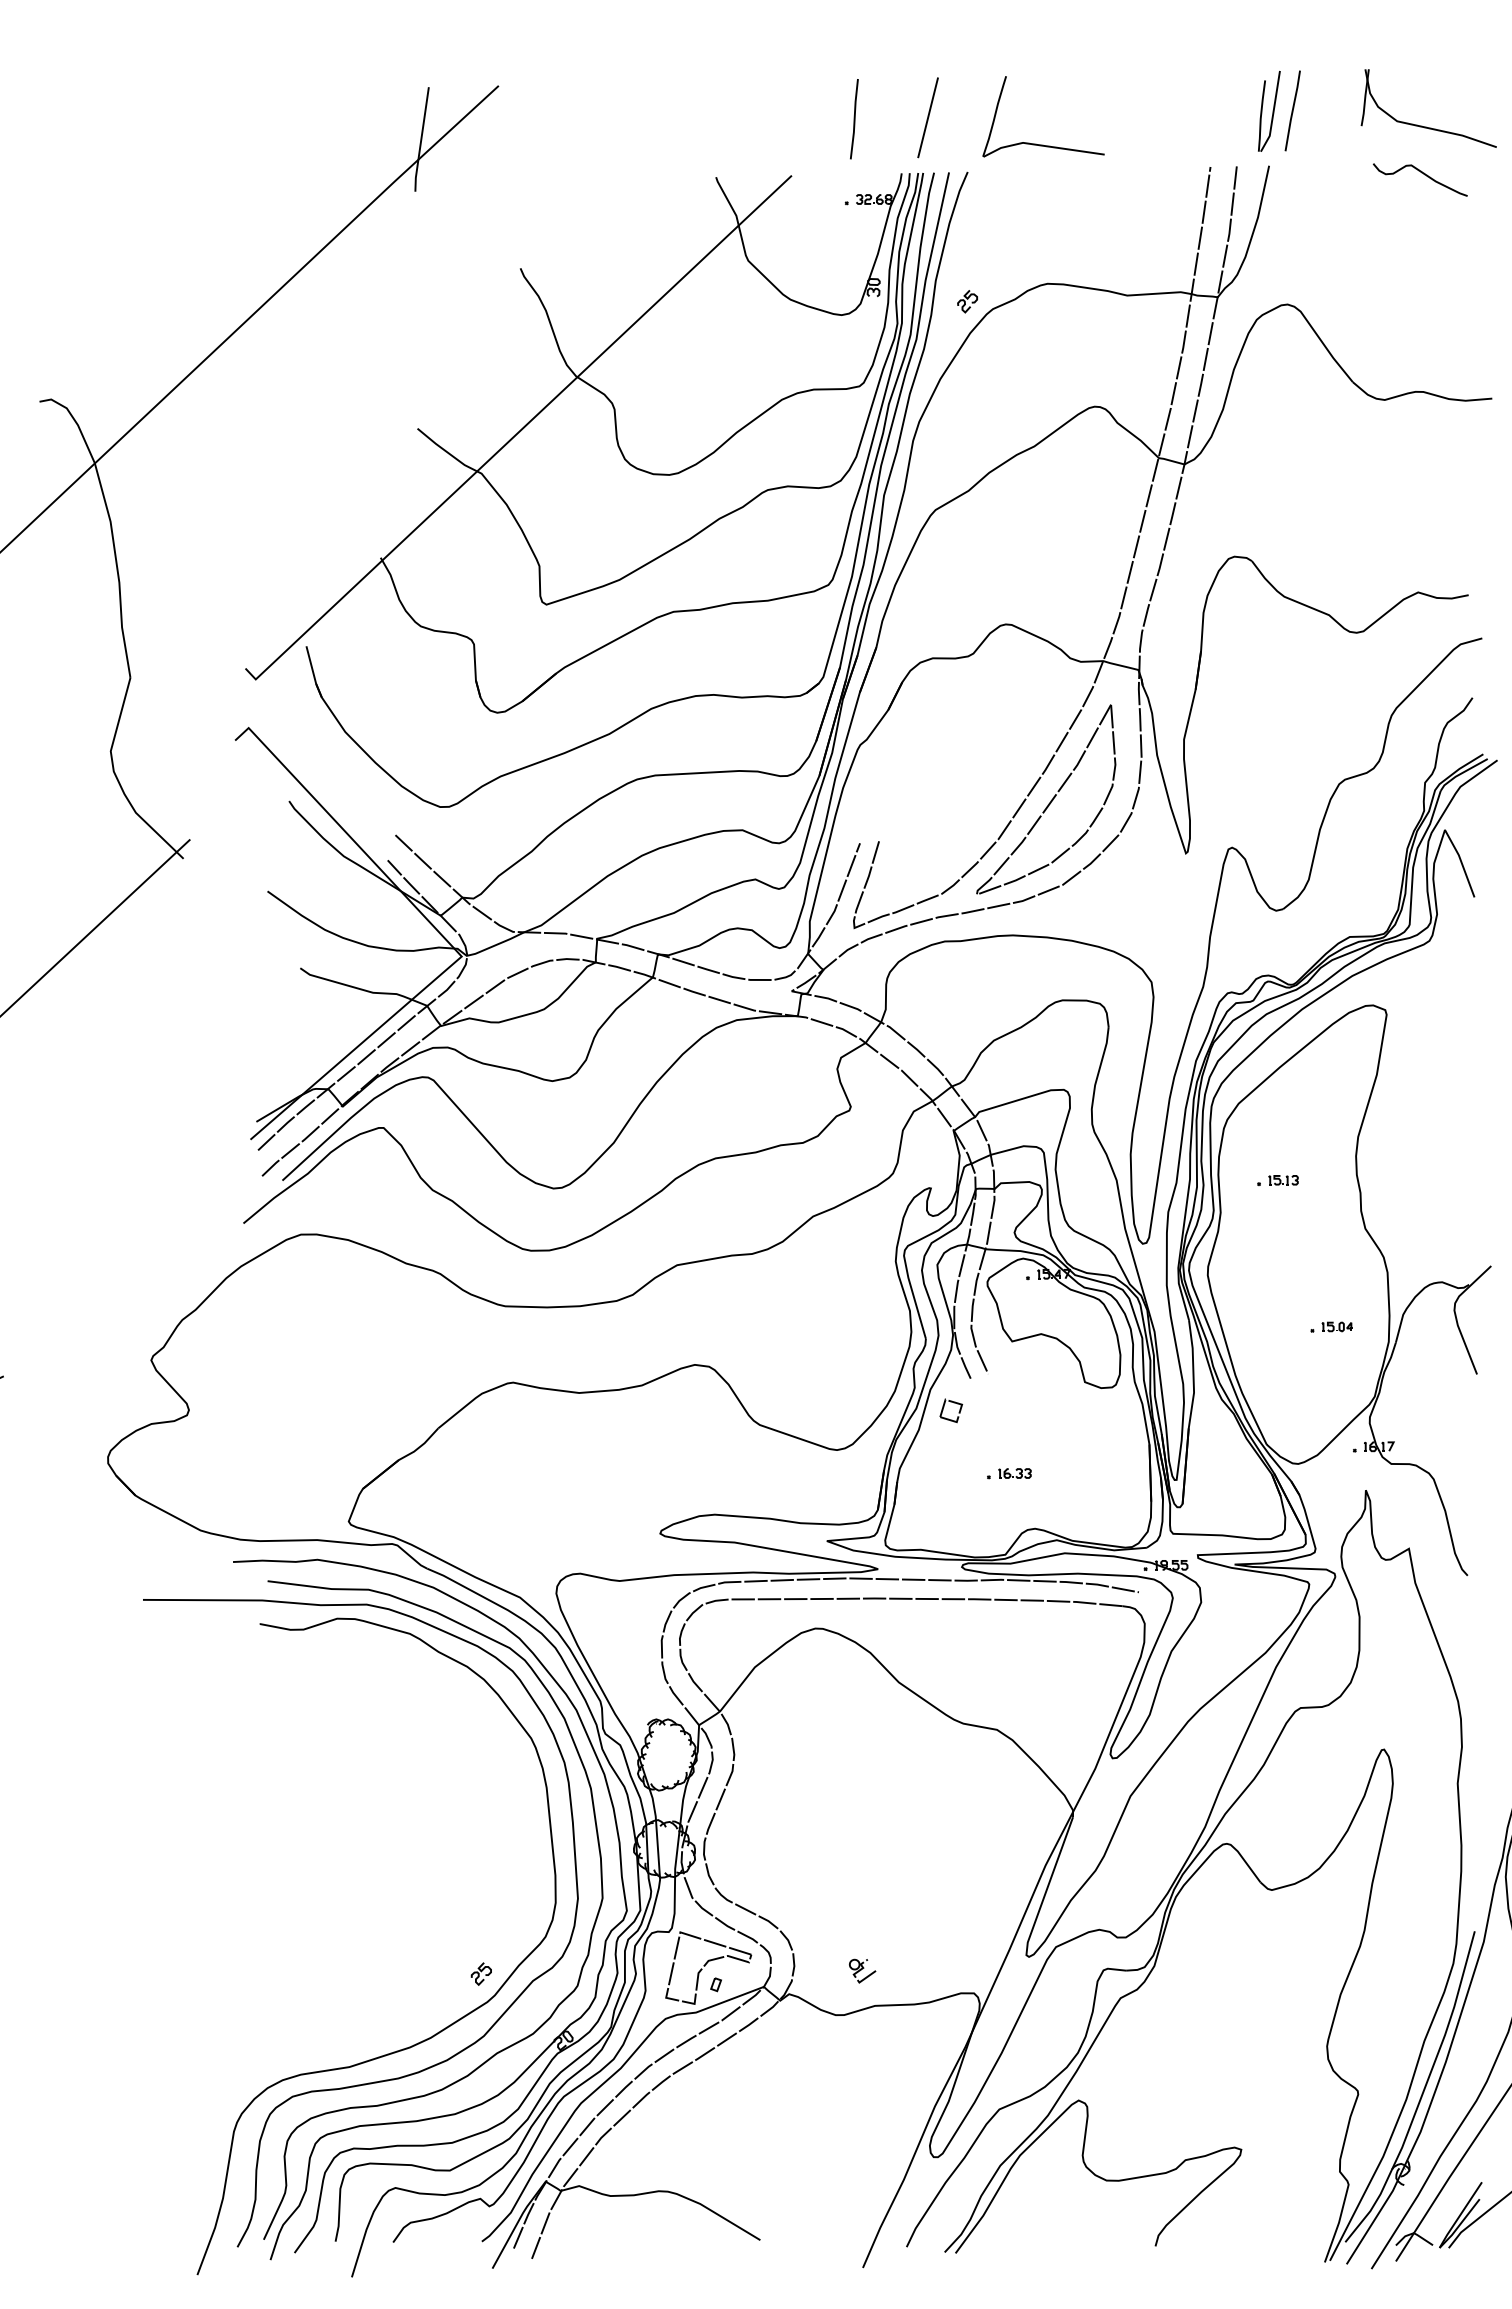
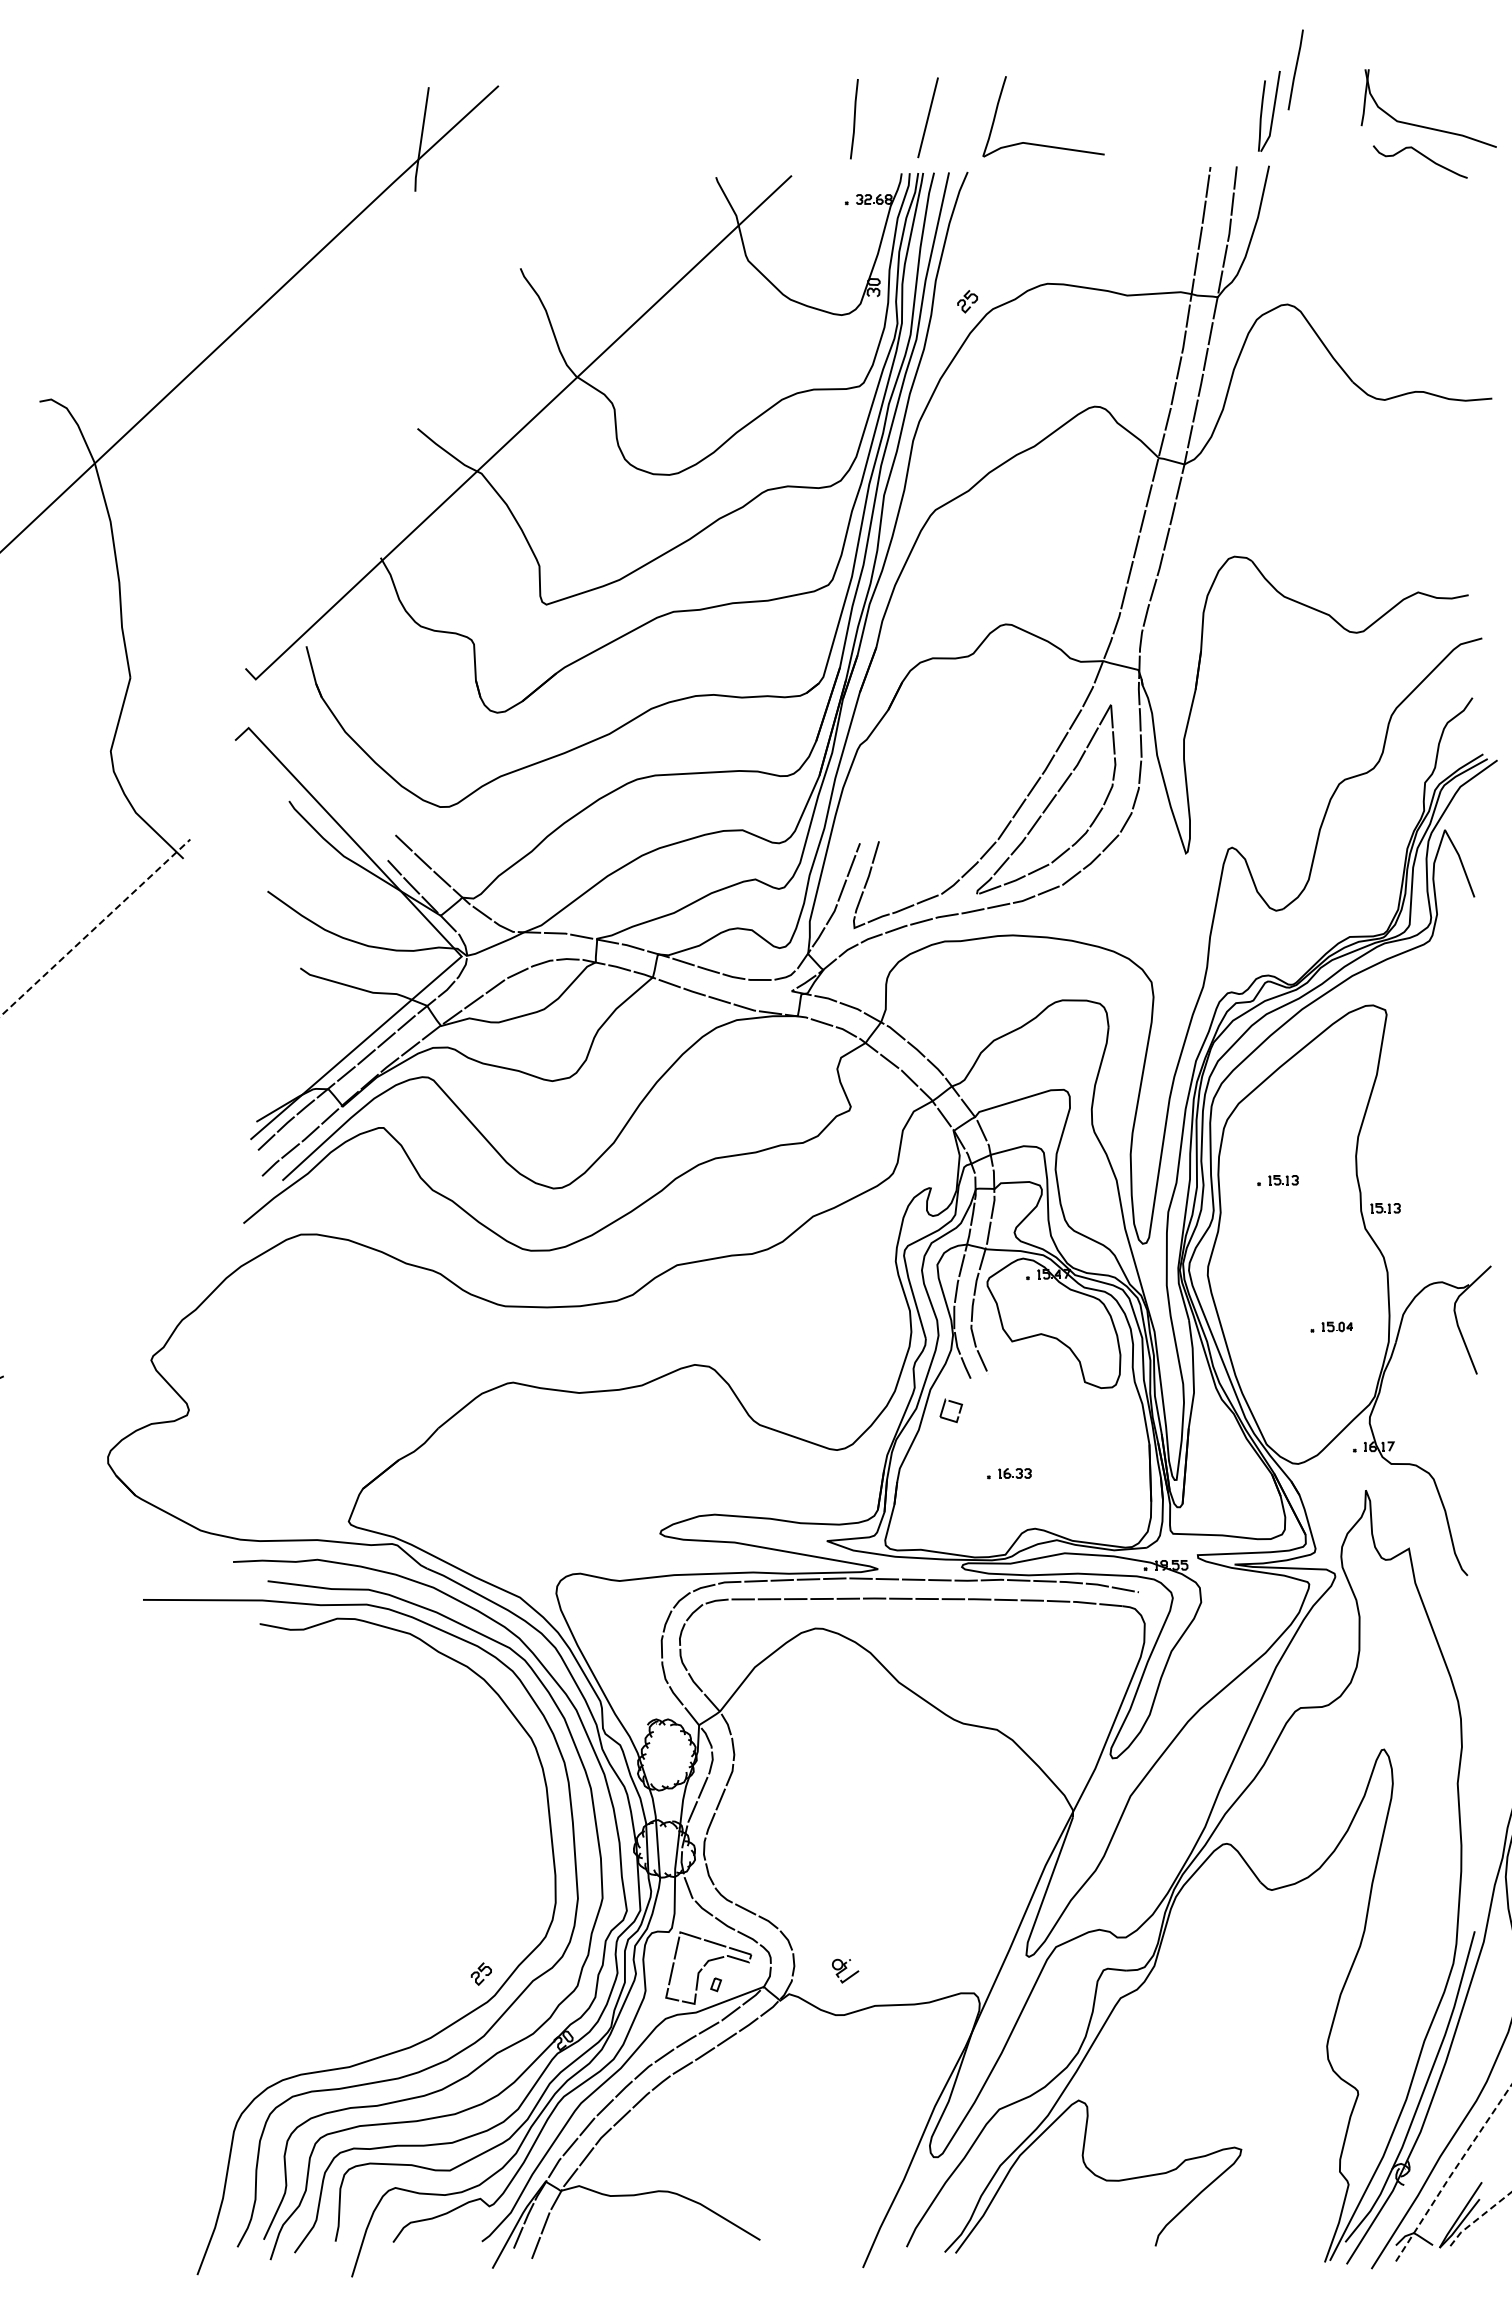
line position: (1292, 110) -> (1295, 69) (1295, 69)
curve position: (1421, 173) -> (1421, 155) (1421, 155)
line: solid -> dashed (96, 927)
part: none -> present (1385, 1208)
part position: (862, 1970) -> (845, 1970) (845, 1970)
line: solid -> dashed (1452, 2173)
line: solid -> dashed (1478, 2218)
